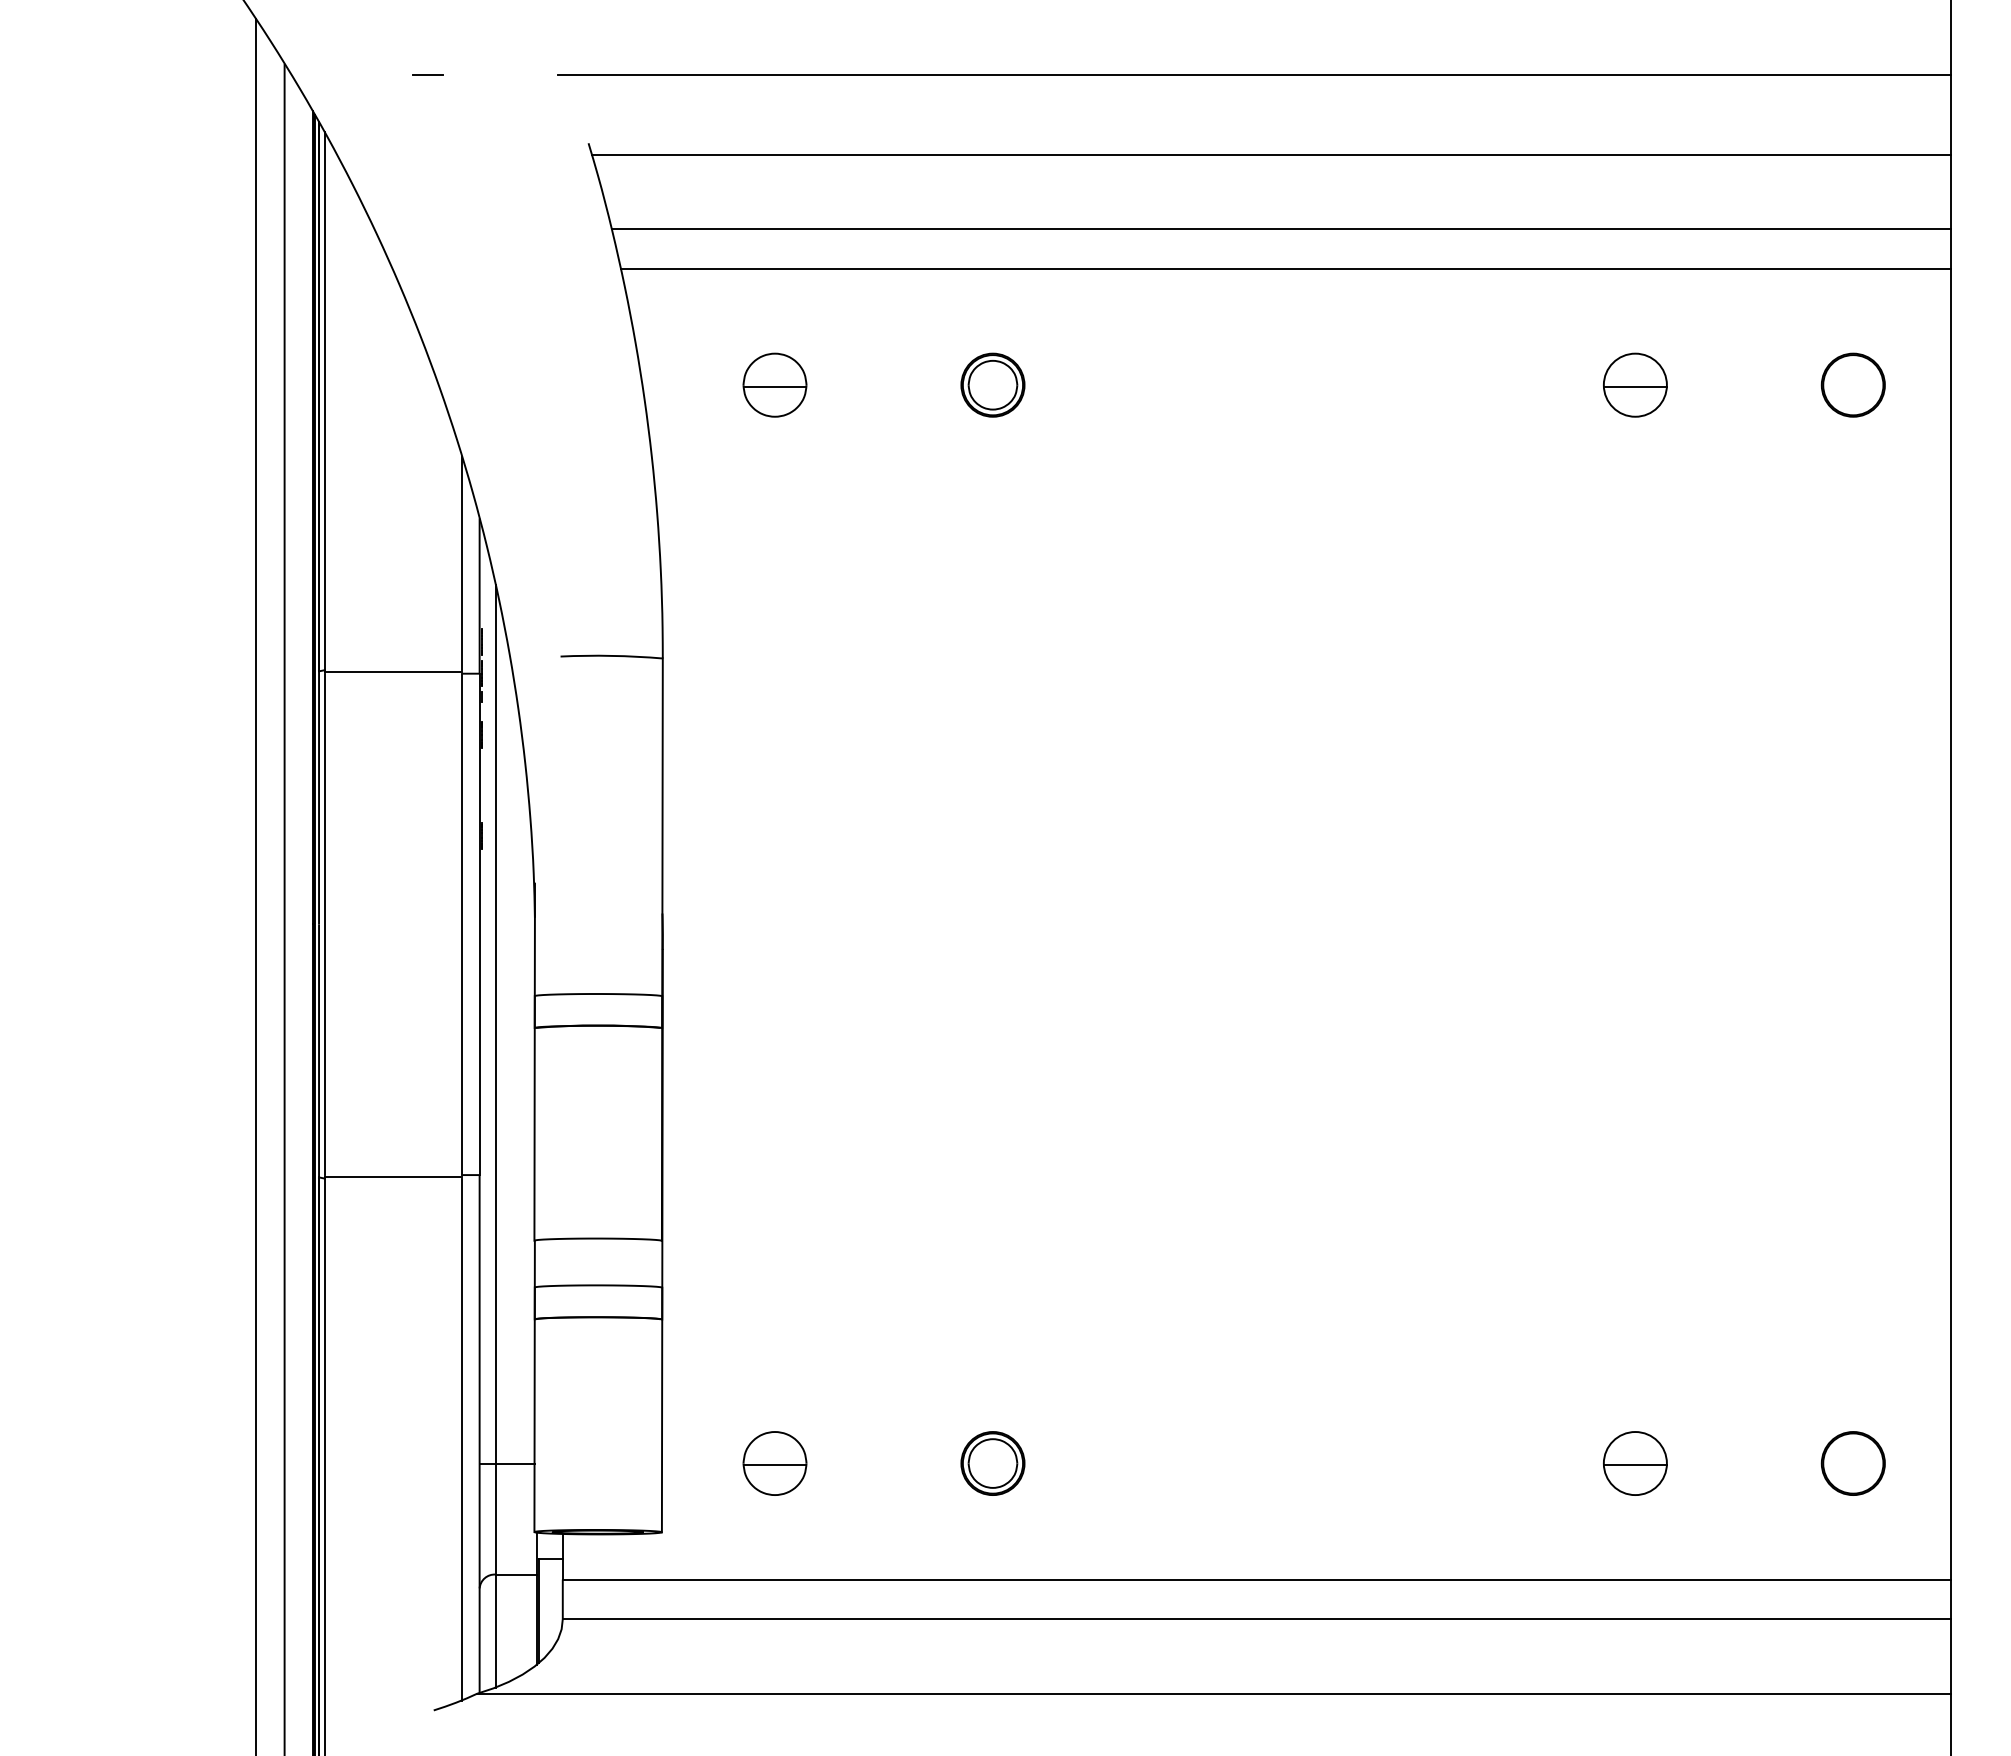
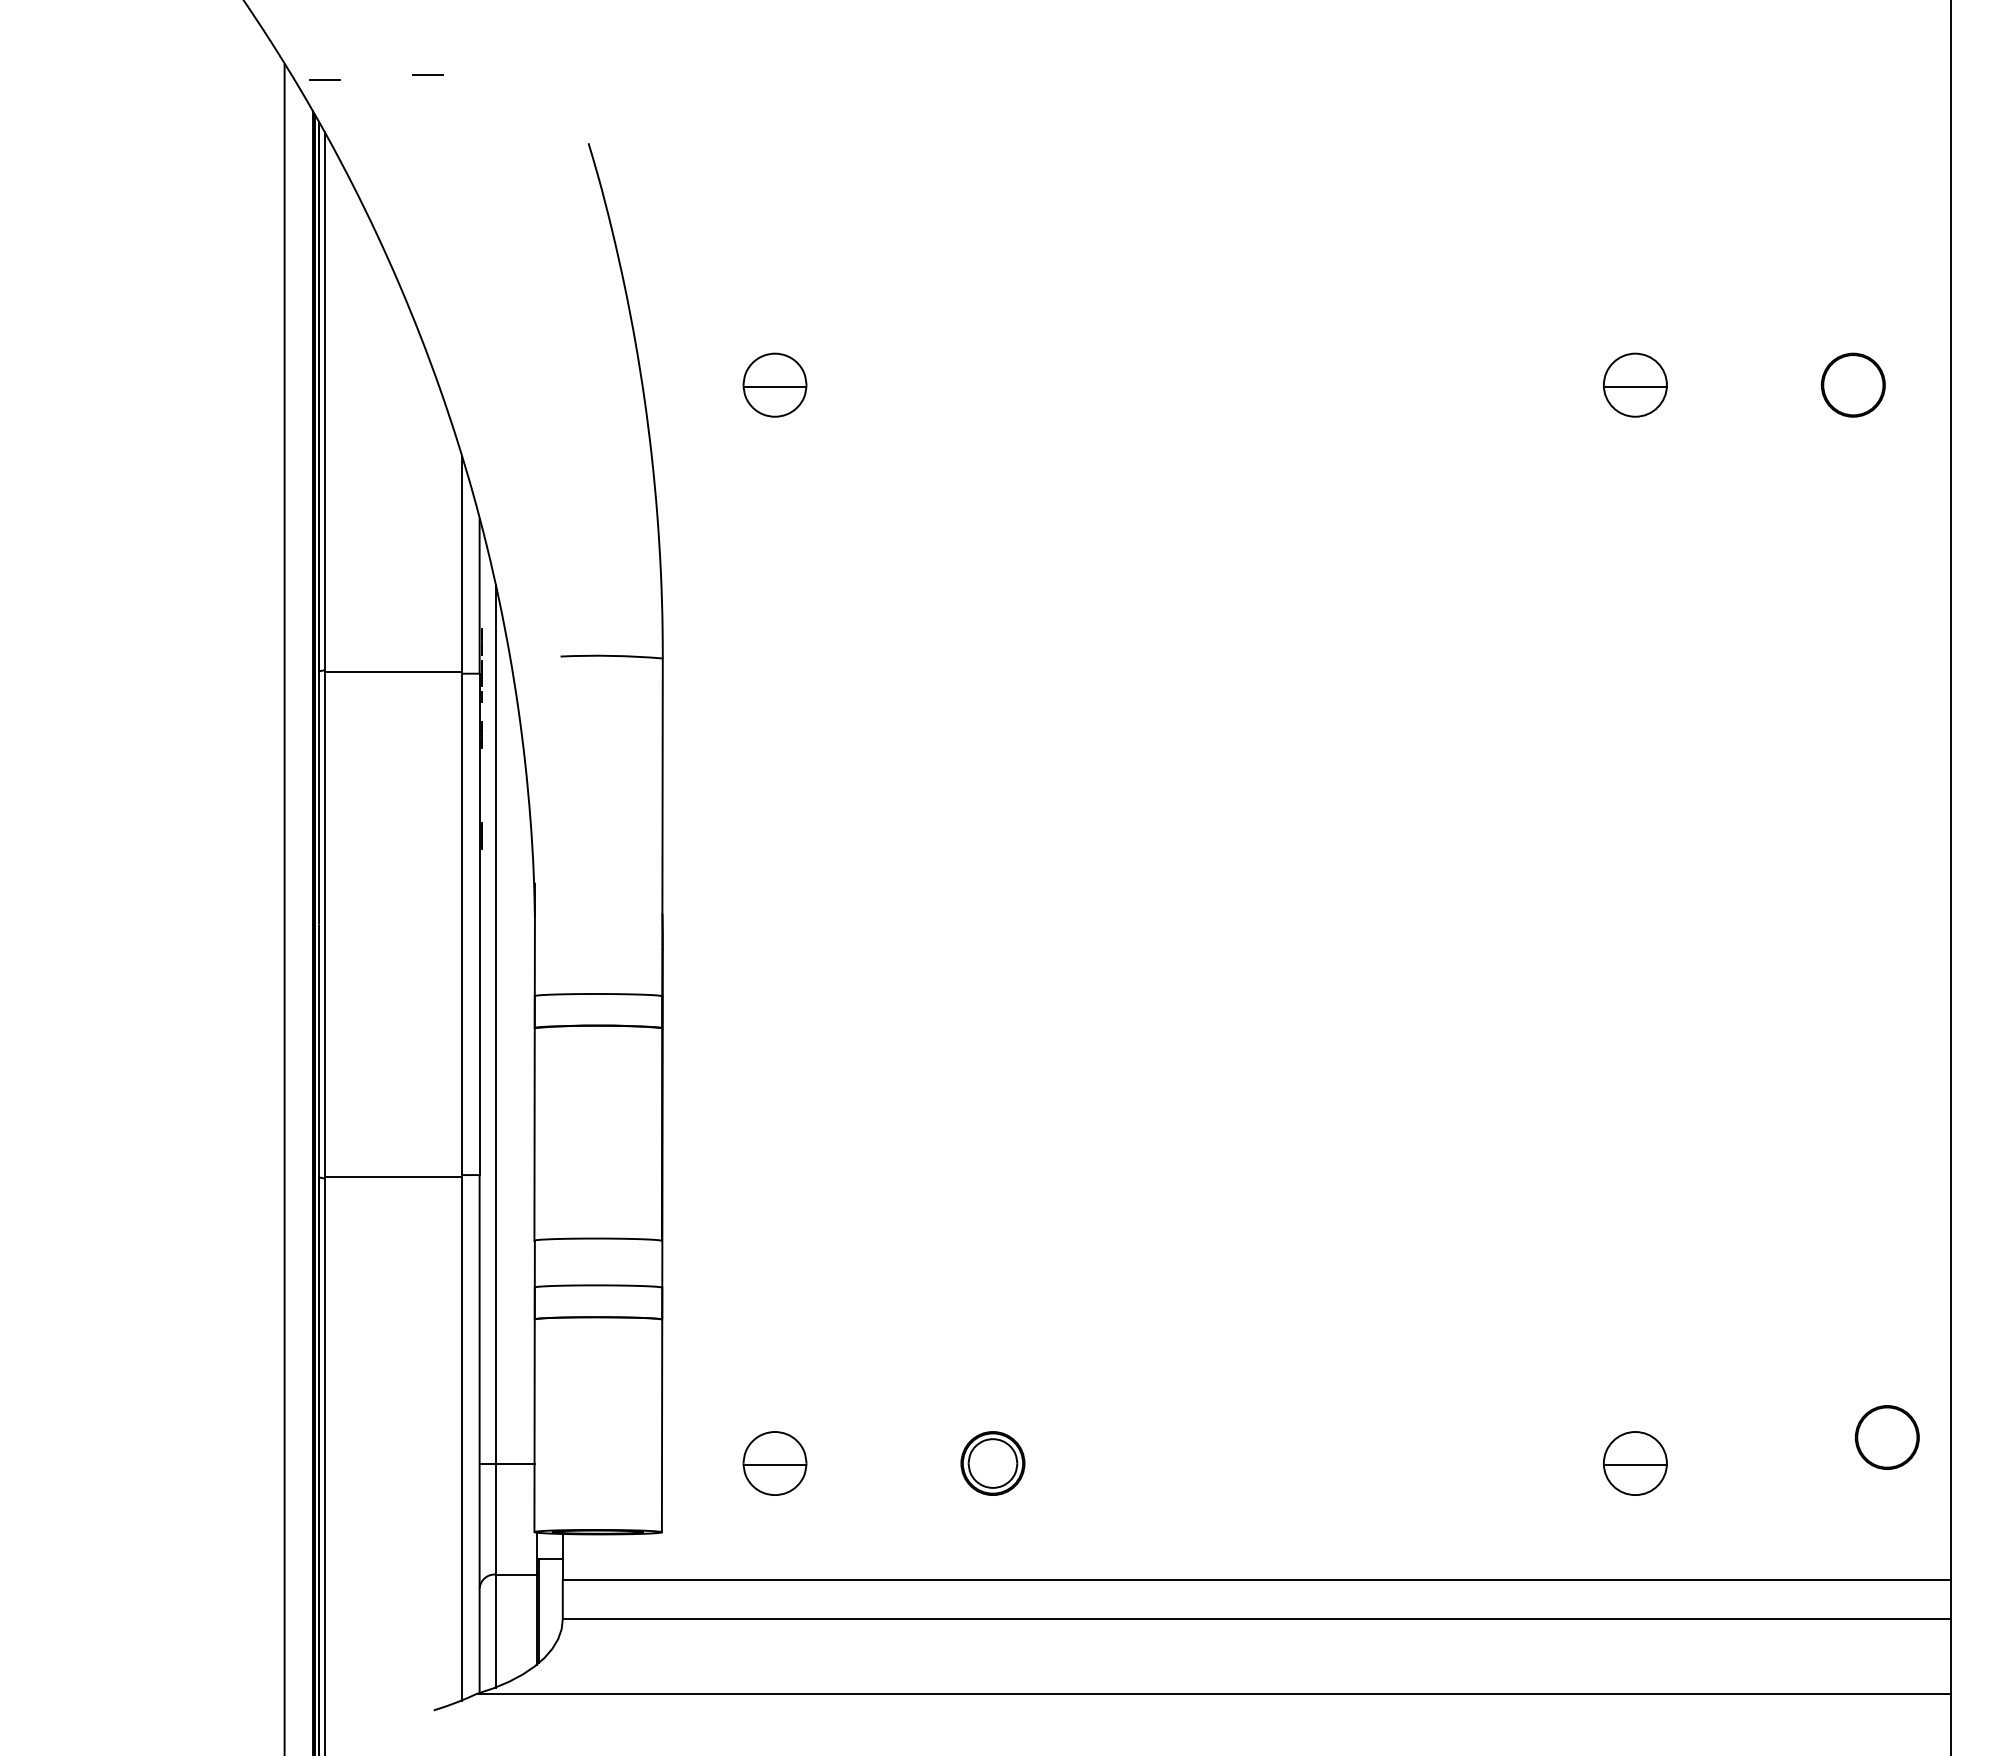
line: present -> none (1253, 75)
line: none -> present (324, 79)
line: present -> none (1270, 154)
line: present -> none (1280, 229)
line: present -> none (1285, 269)
part: present -> none (992, 384)
line: present -> none (256, 885)
part position: (1852, 1463) -> (1886, 1437) (1886, 1437)
